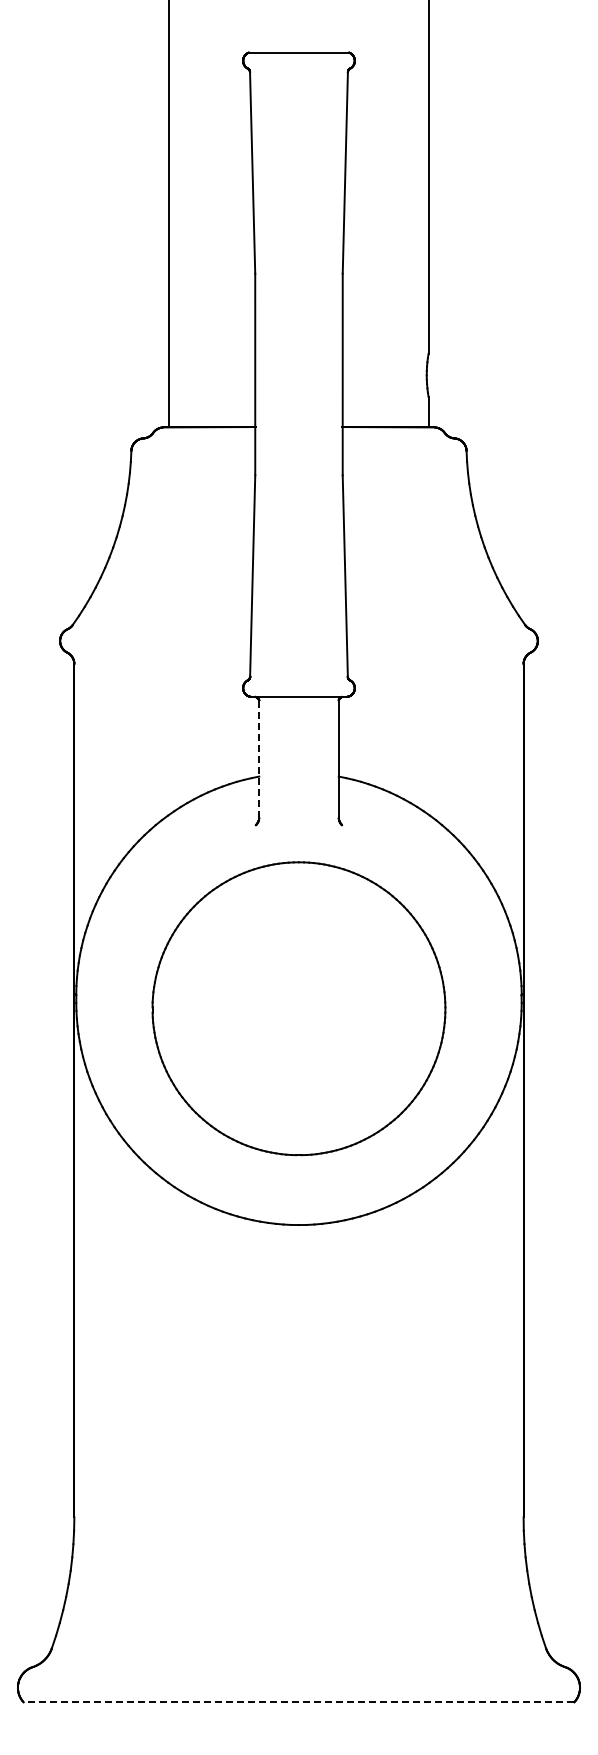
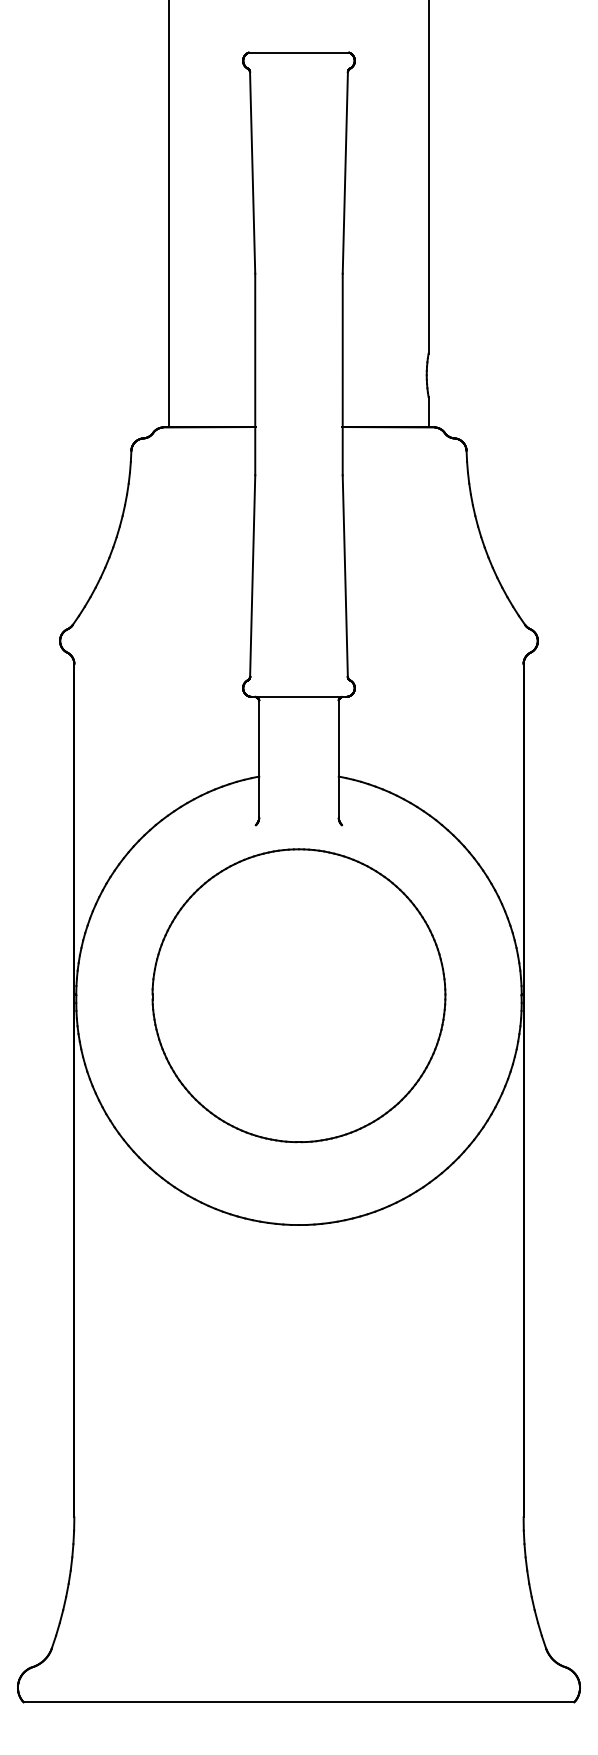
line: dashed -> solid (259, 759)
part position: (298, 1008) -> (298, 995) (298, 995)
line: dashed -> solid (298, 1702)
